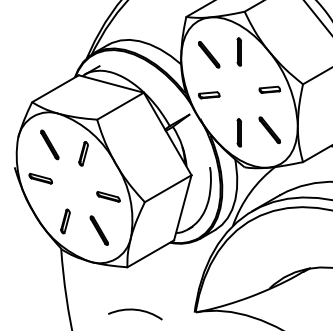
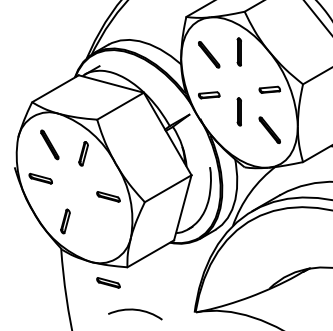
part position: (238, 132) -> (238, 111) (238, 111)
part: present -> none (98, 230)
part: none -> present (108, 282)
